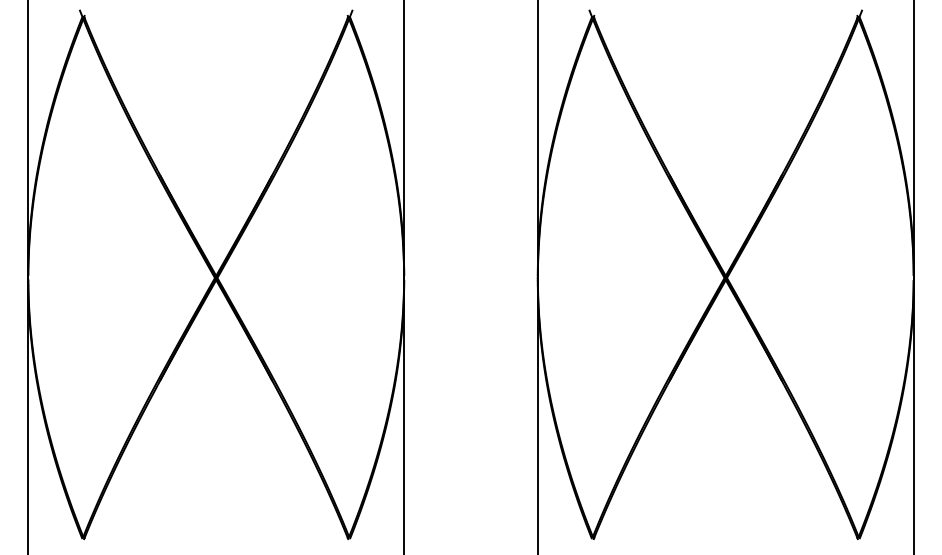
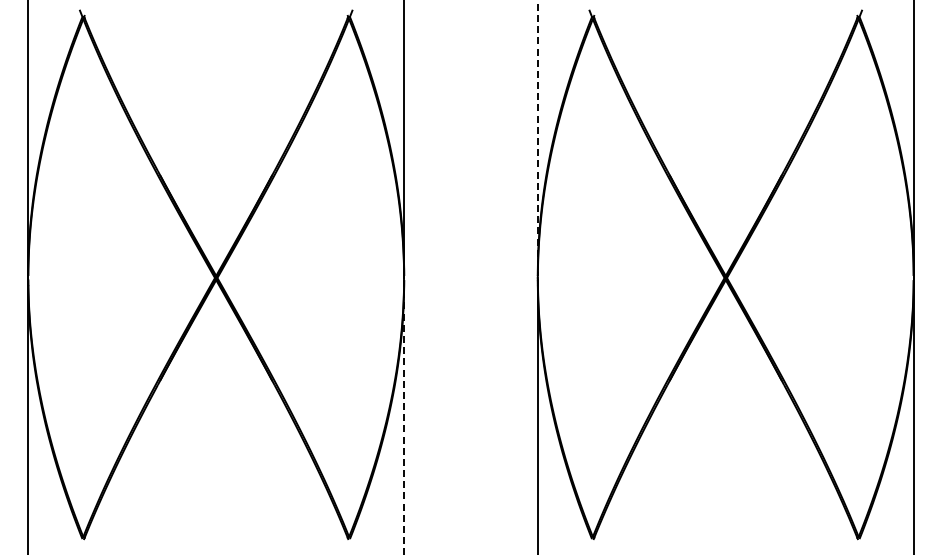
line: solid -> dashed (537, 138)
line: solid -> dashed (404, 417)
